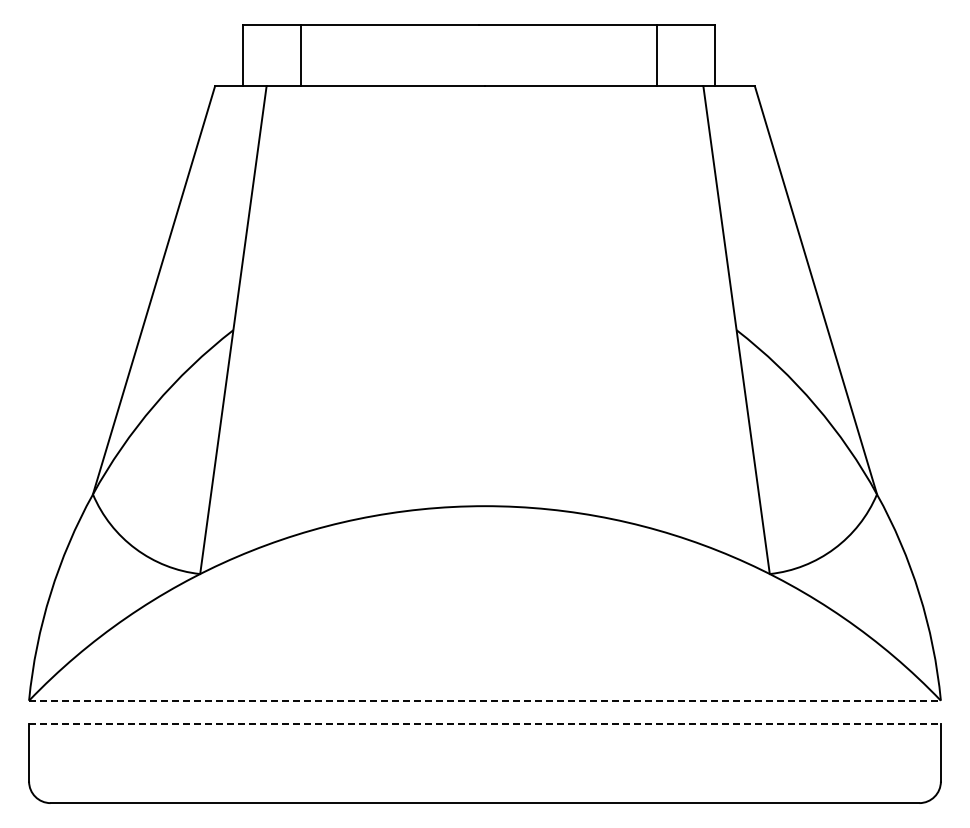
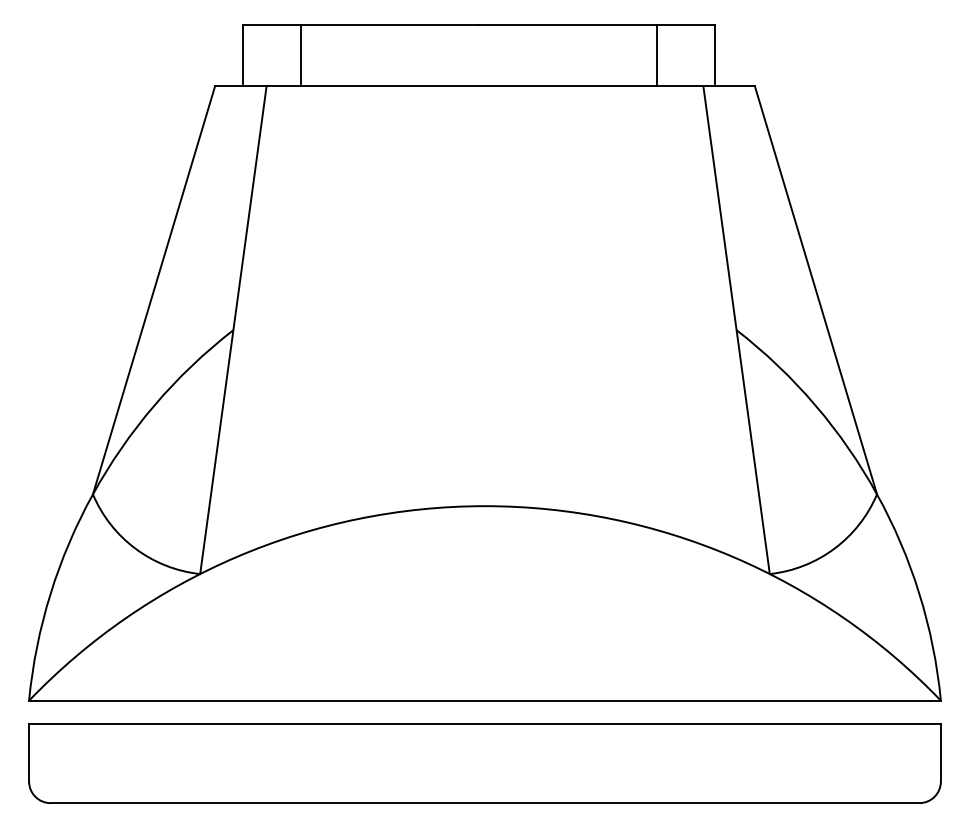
line: dashed -> solid (484, 700)
line: dashed -> solid (484, 724)
